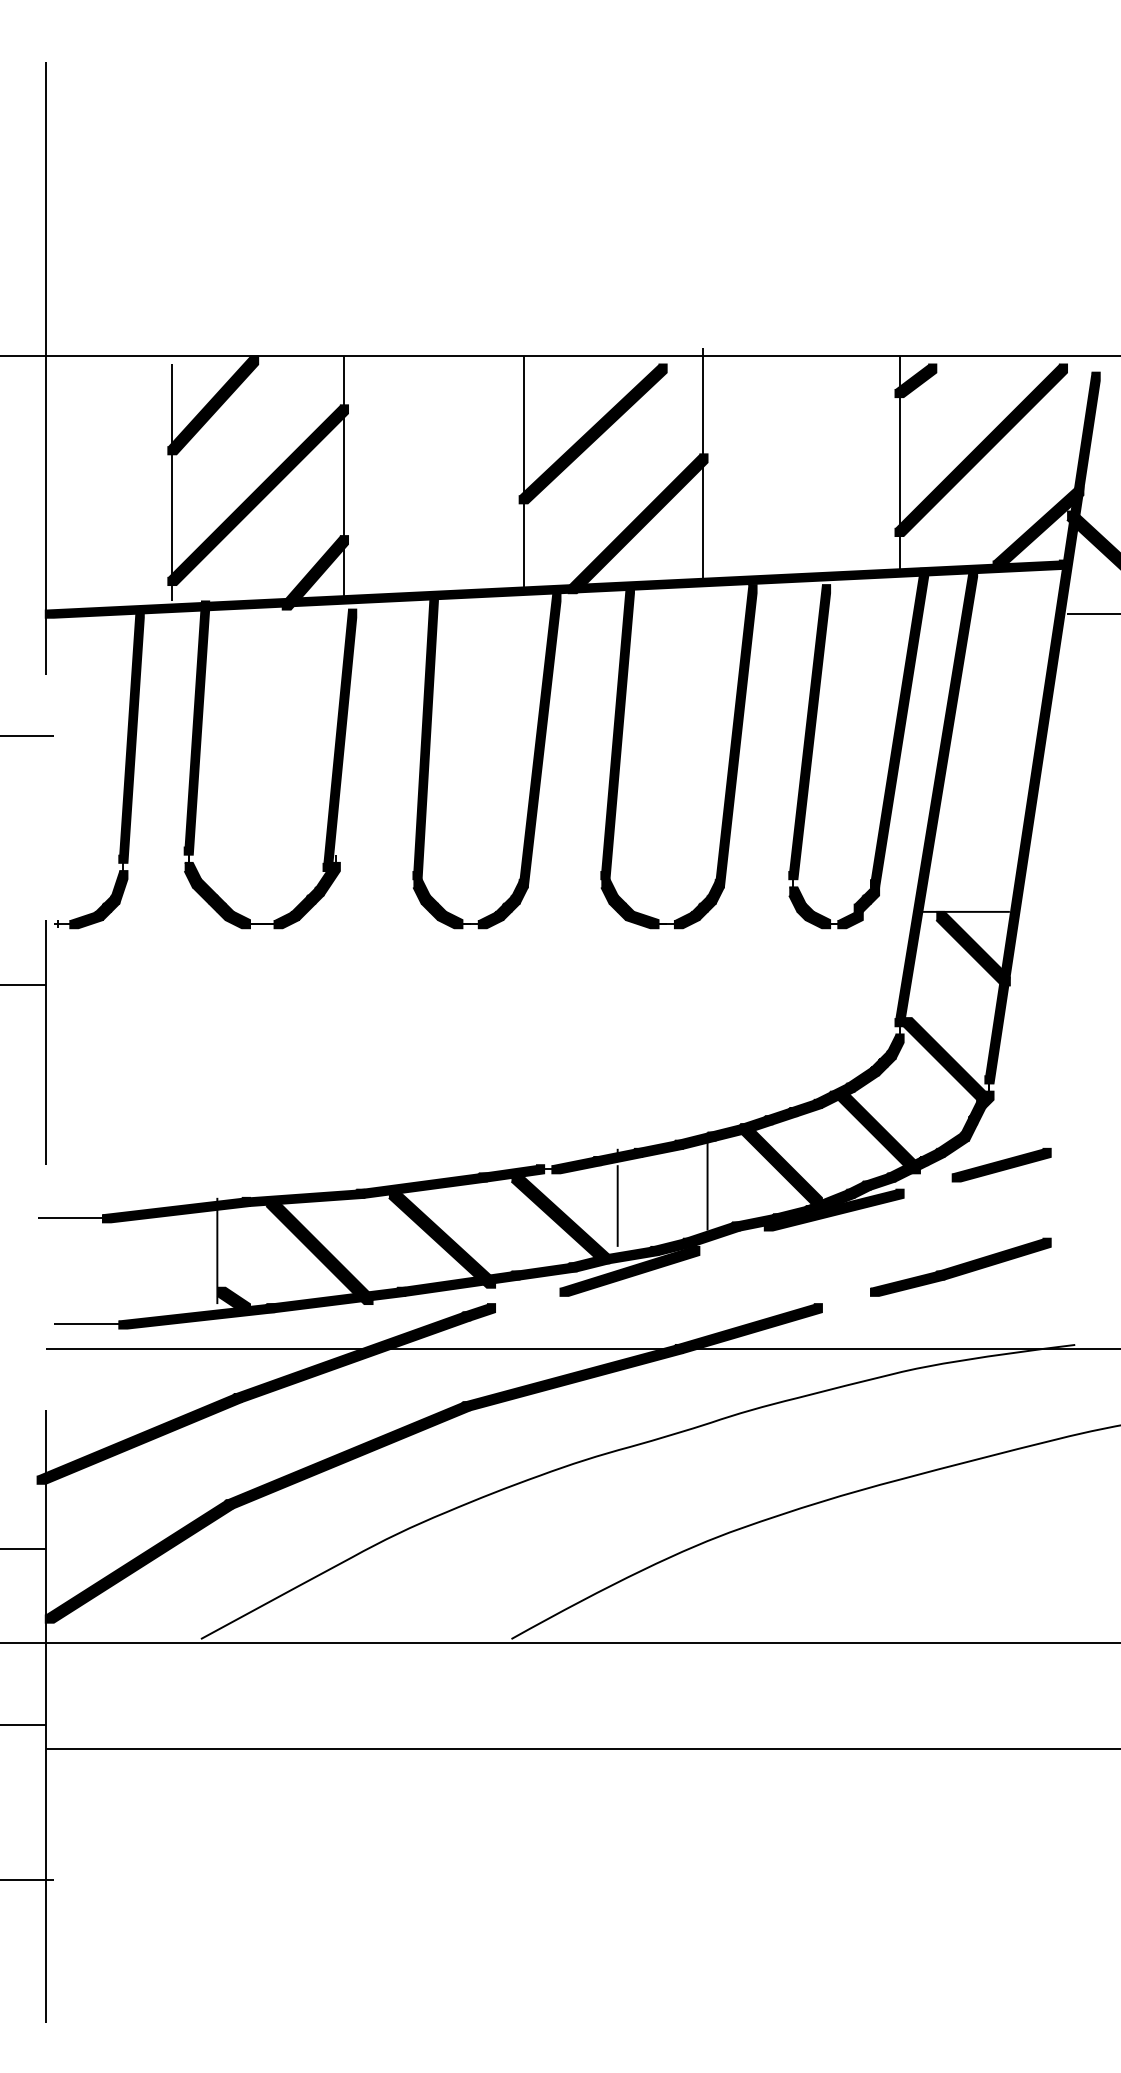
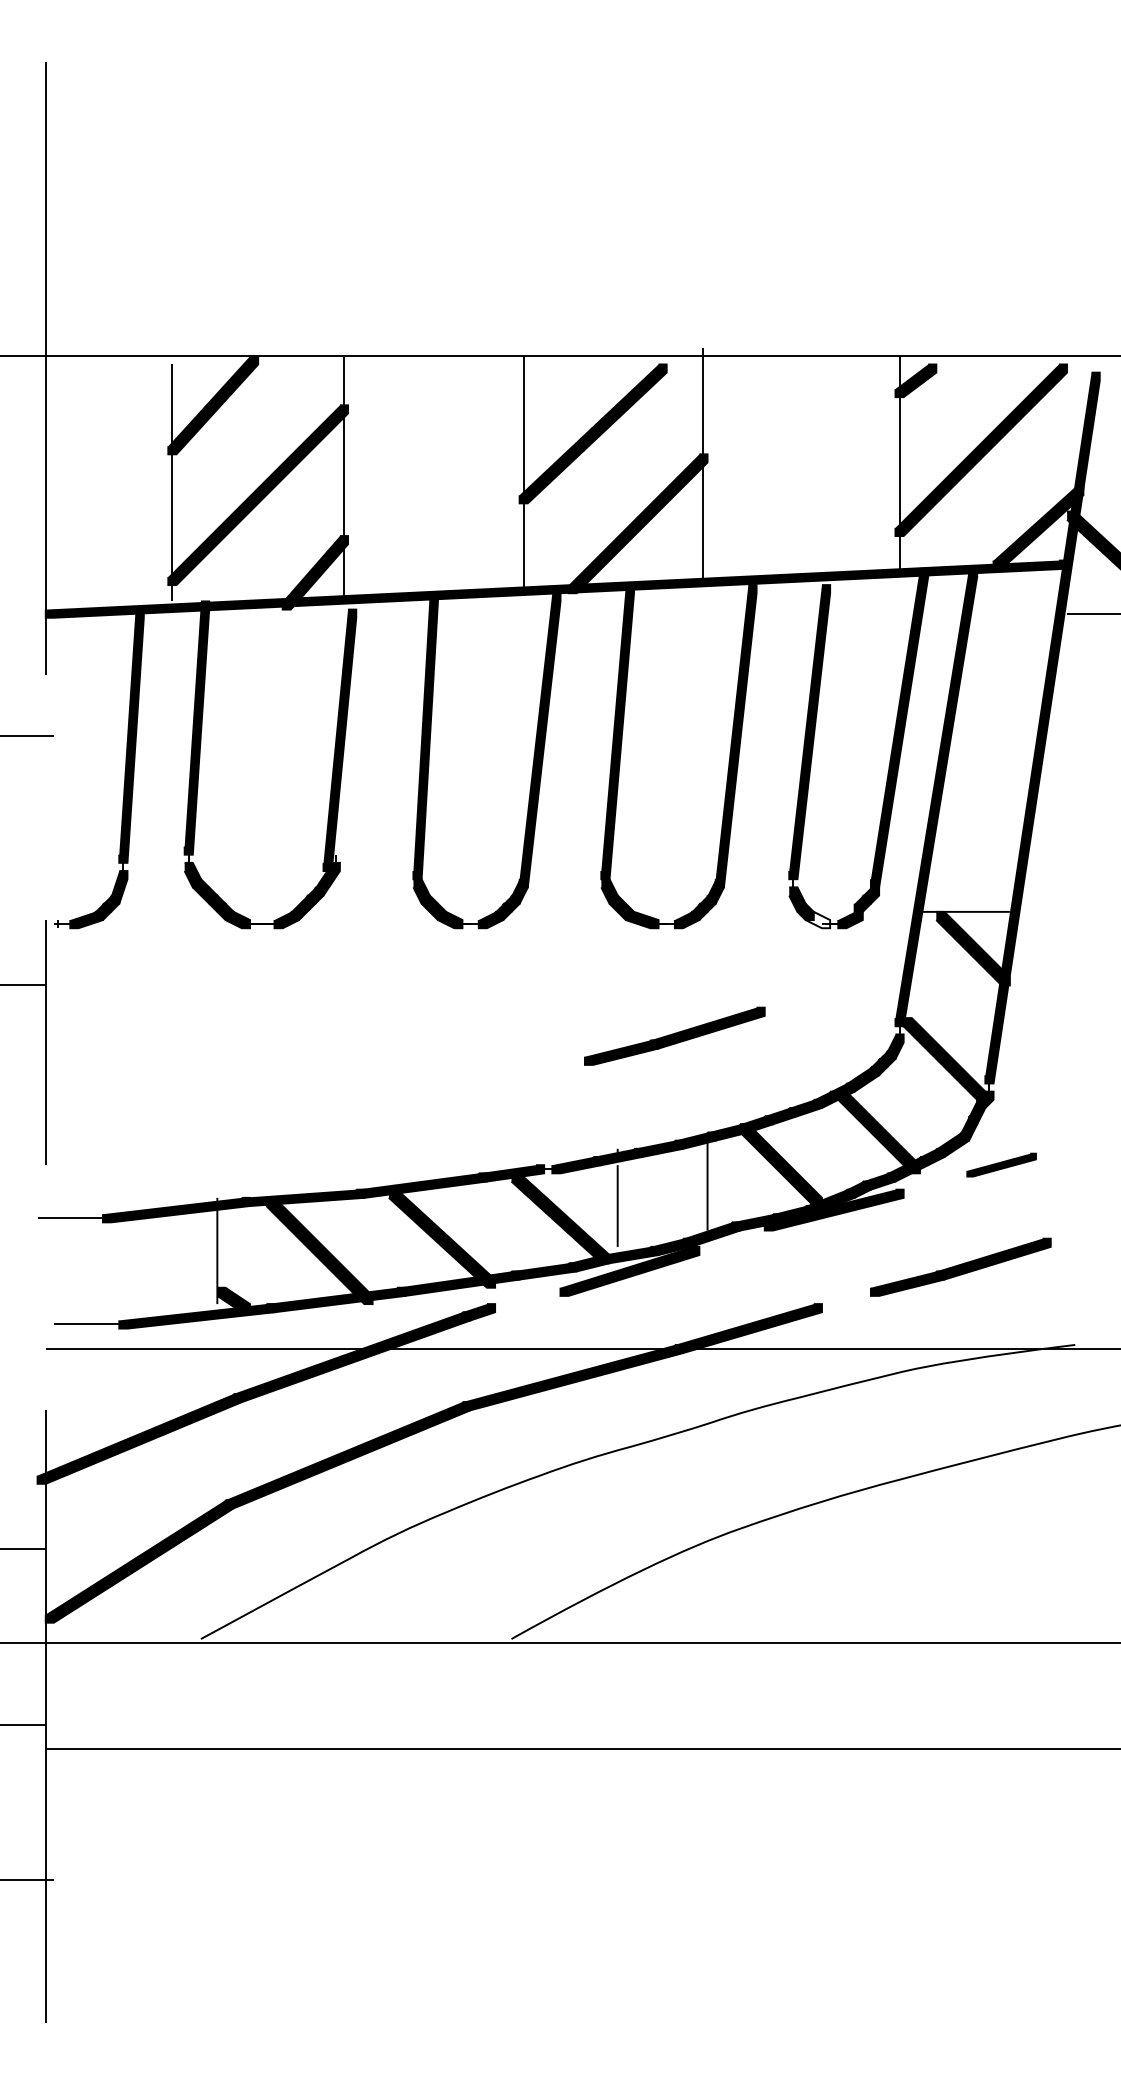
fill: present -> none (817, 919)
part: none -> present (674, 1035)
part size: 101x36 px -> 71x26 px (1001, 1164)
